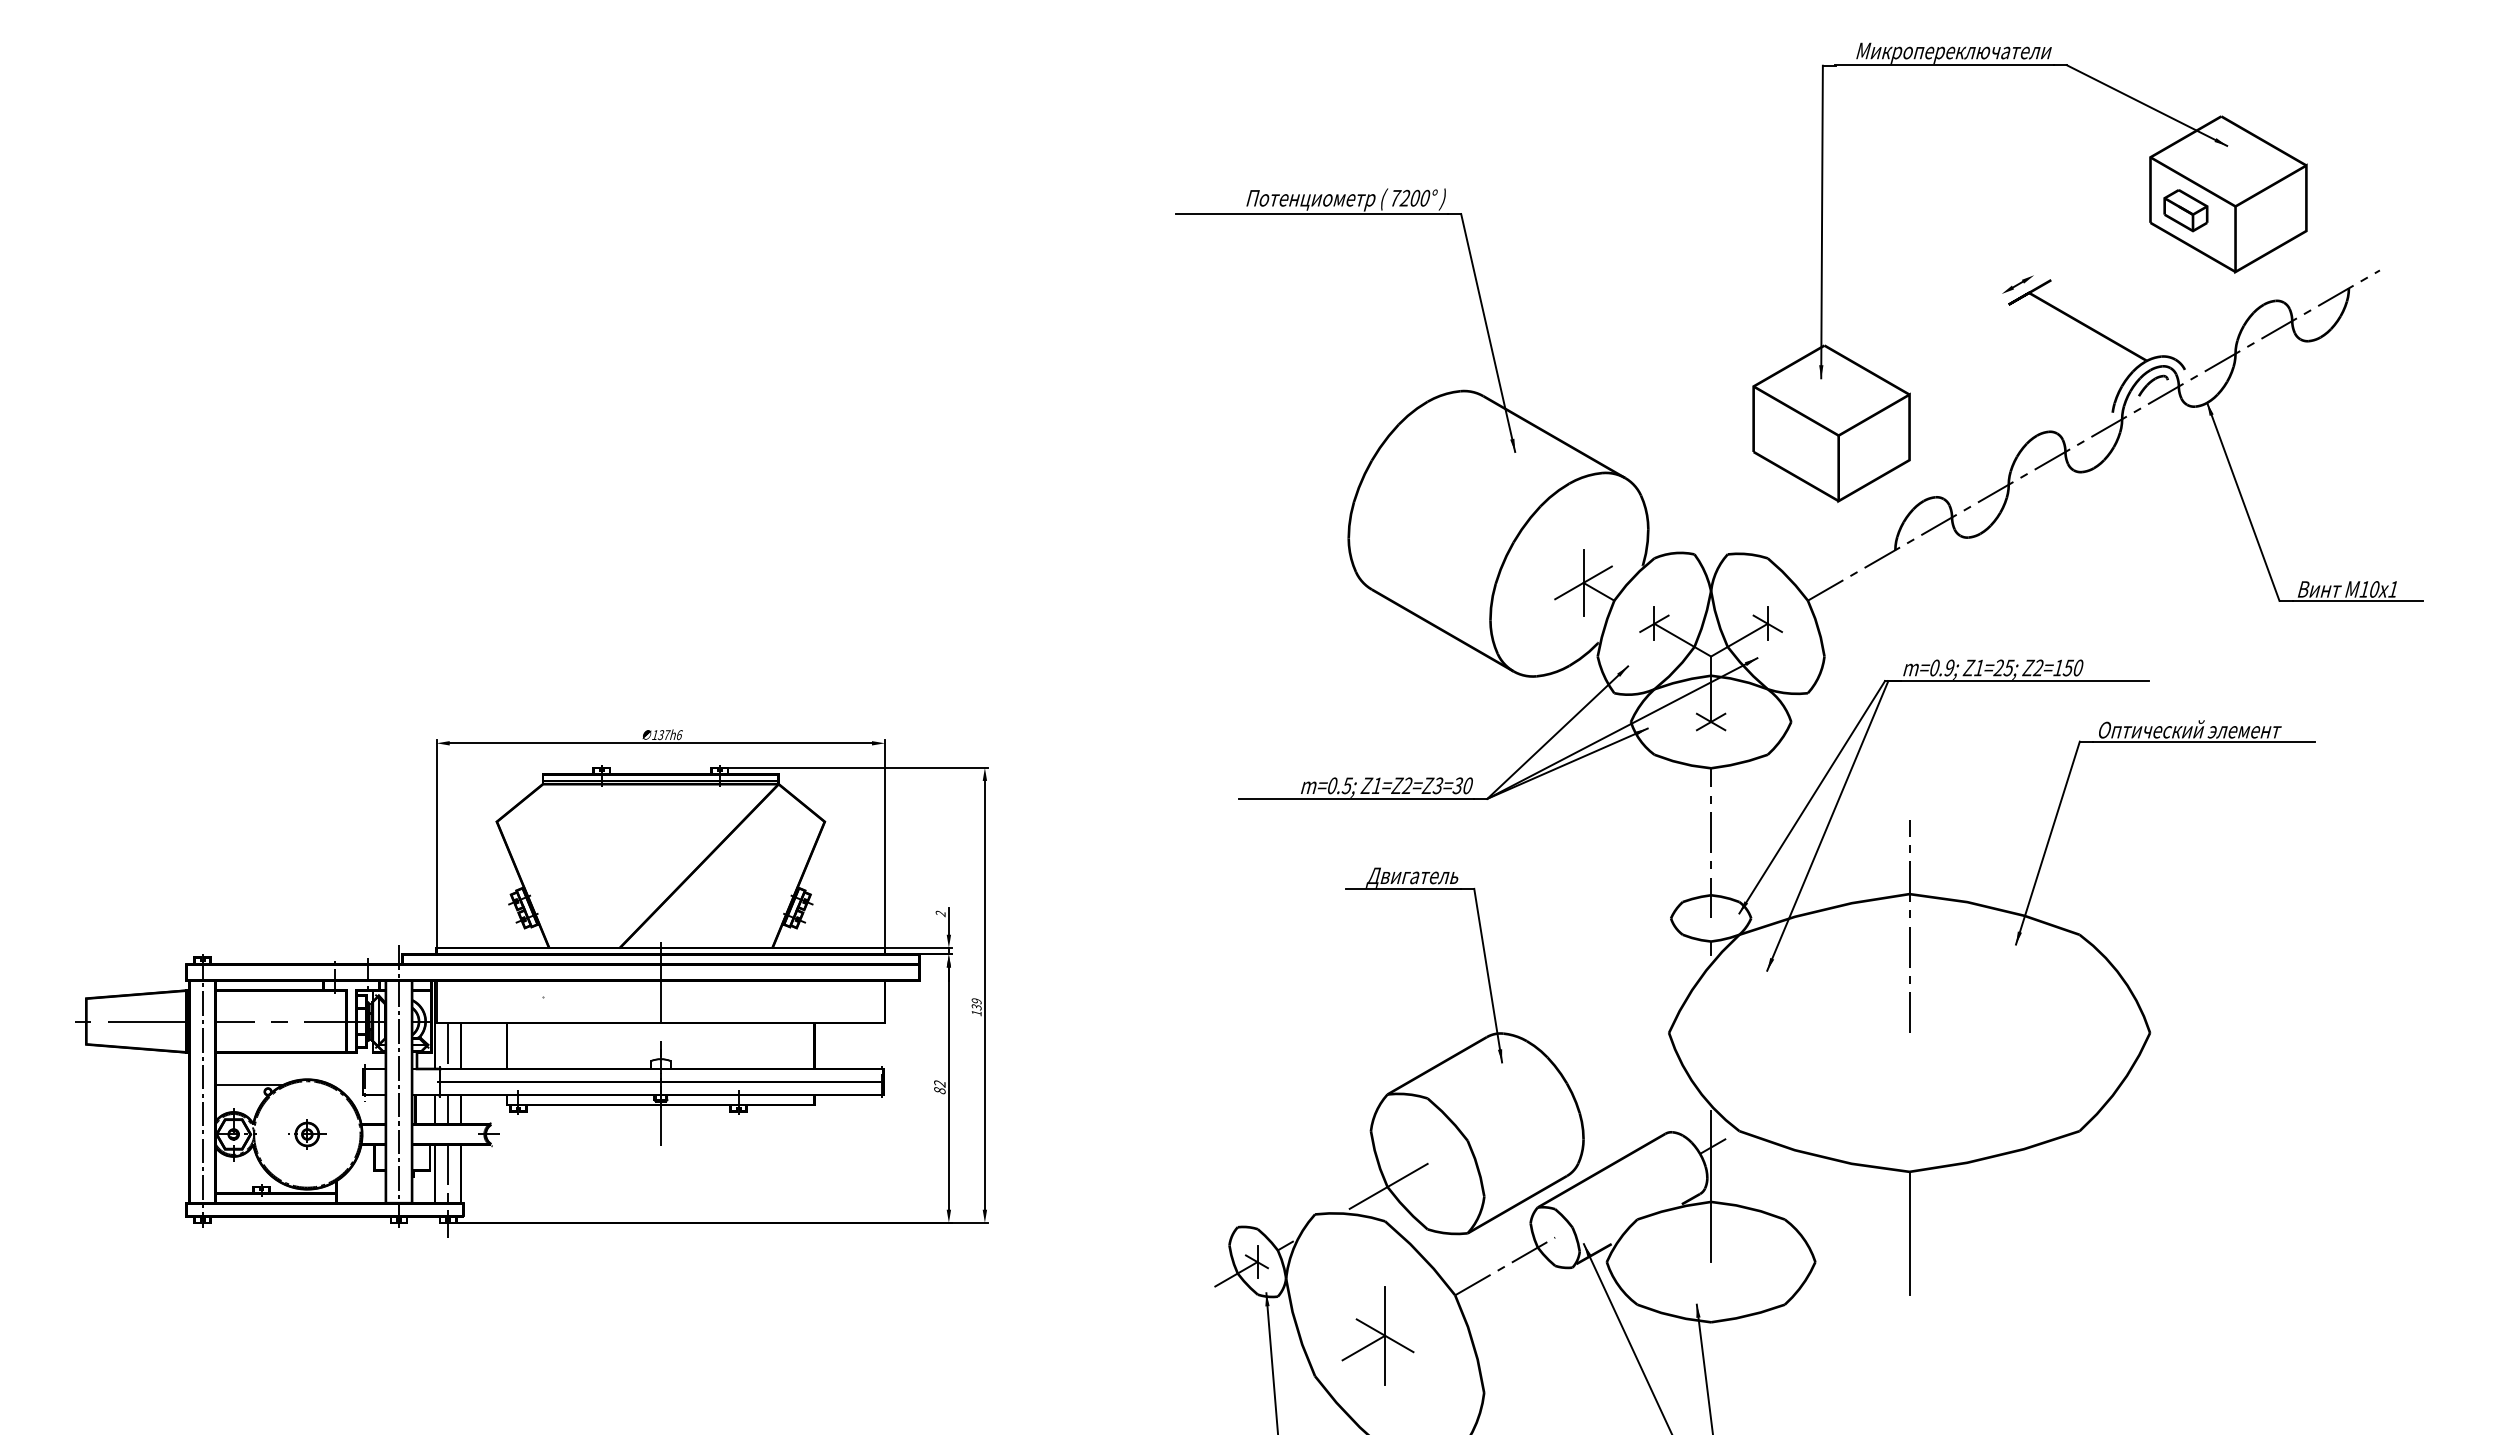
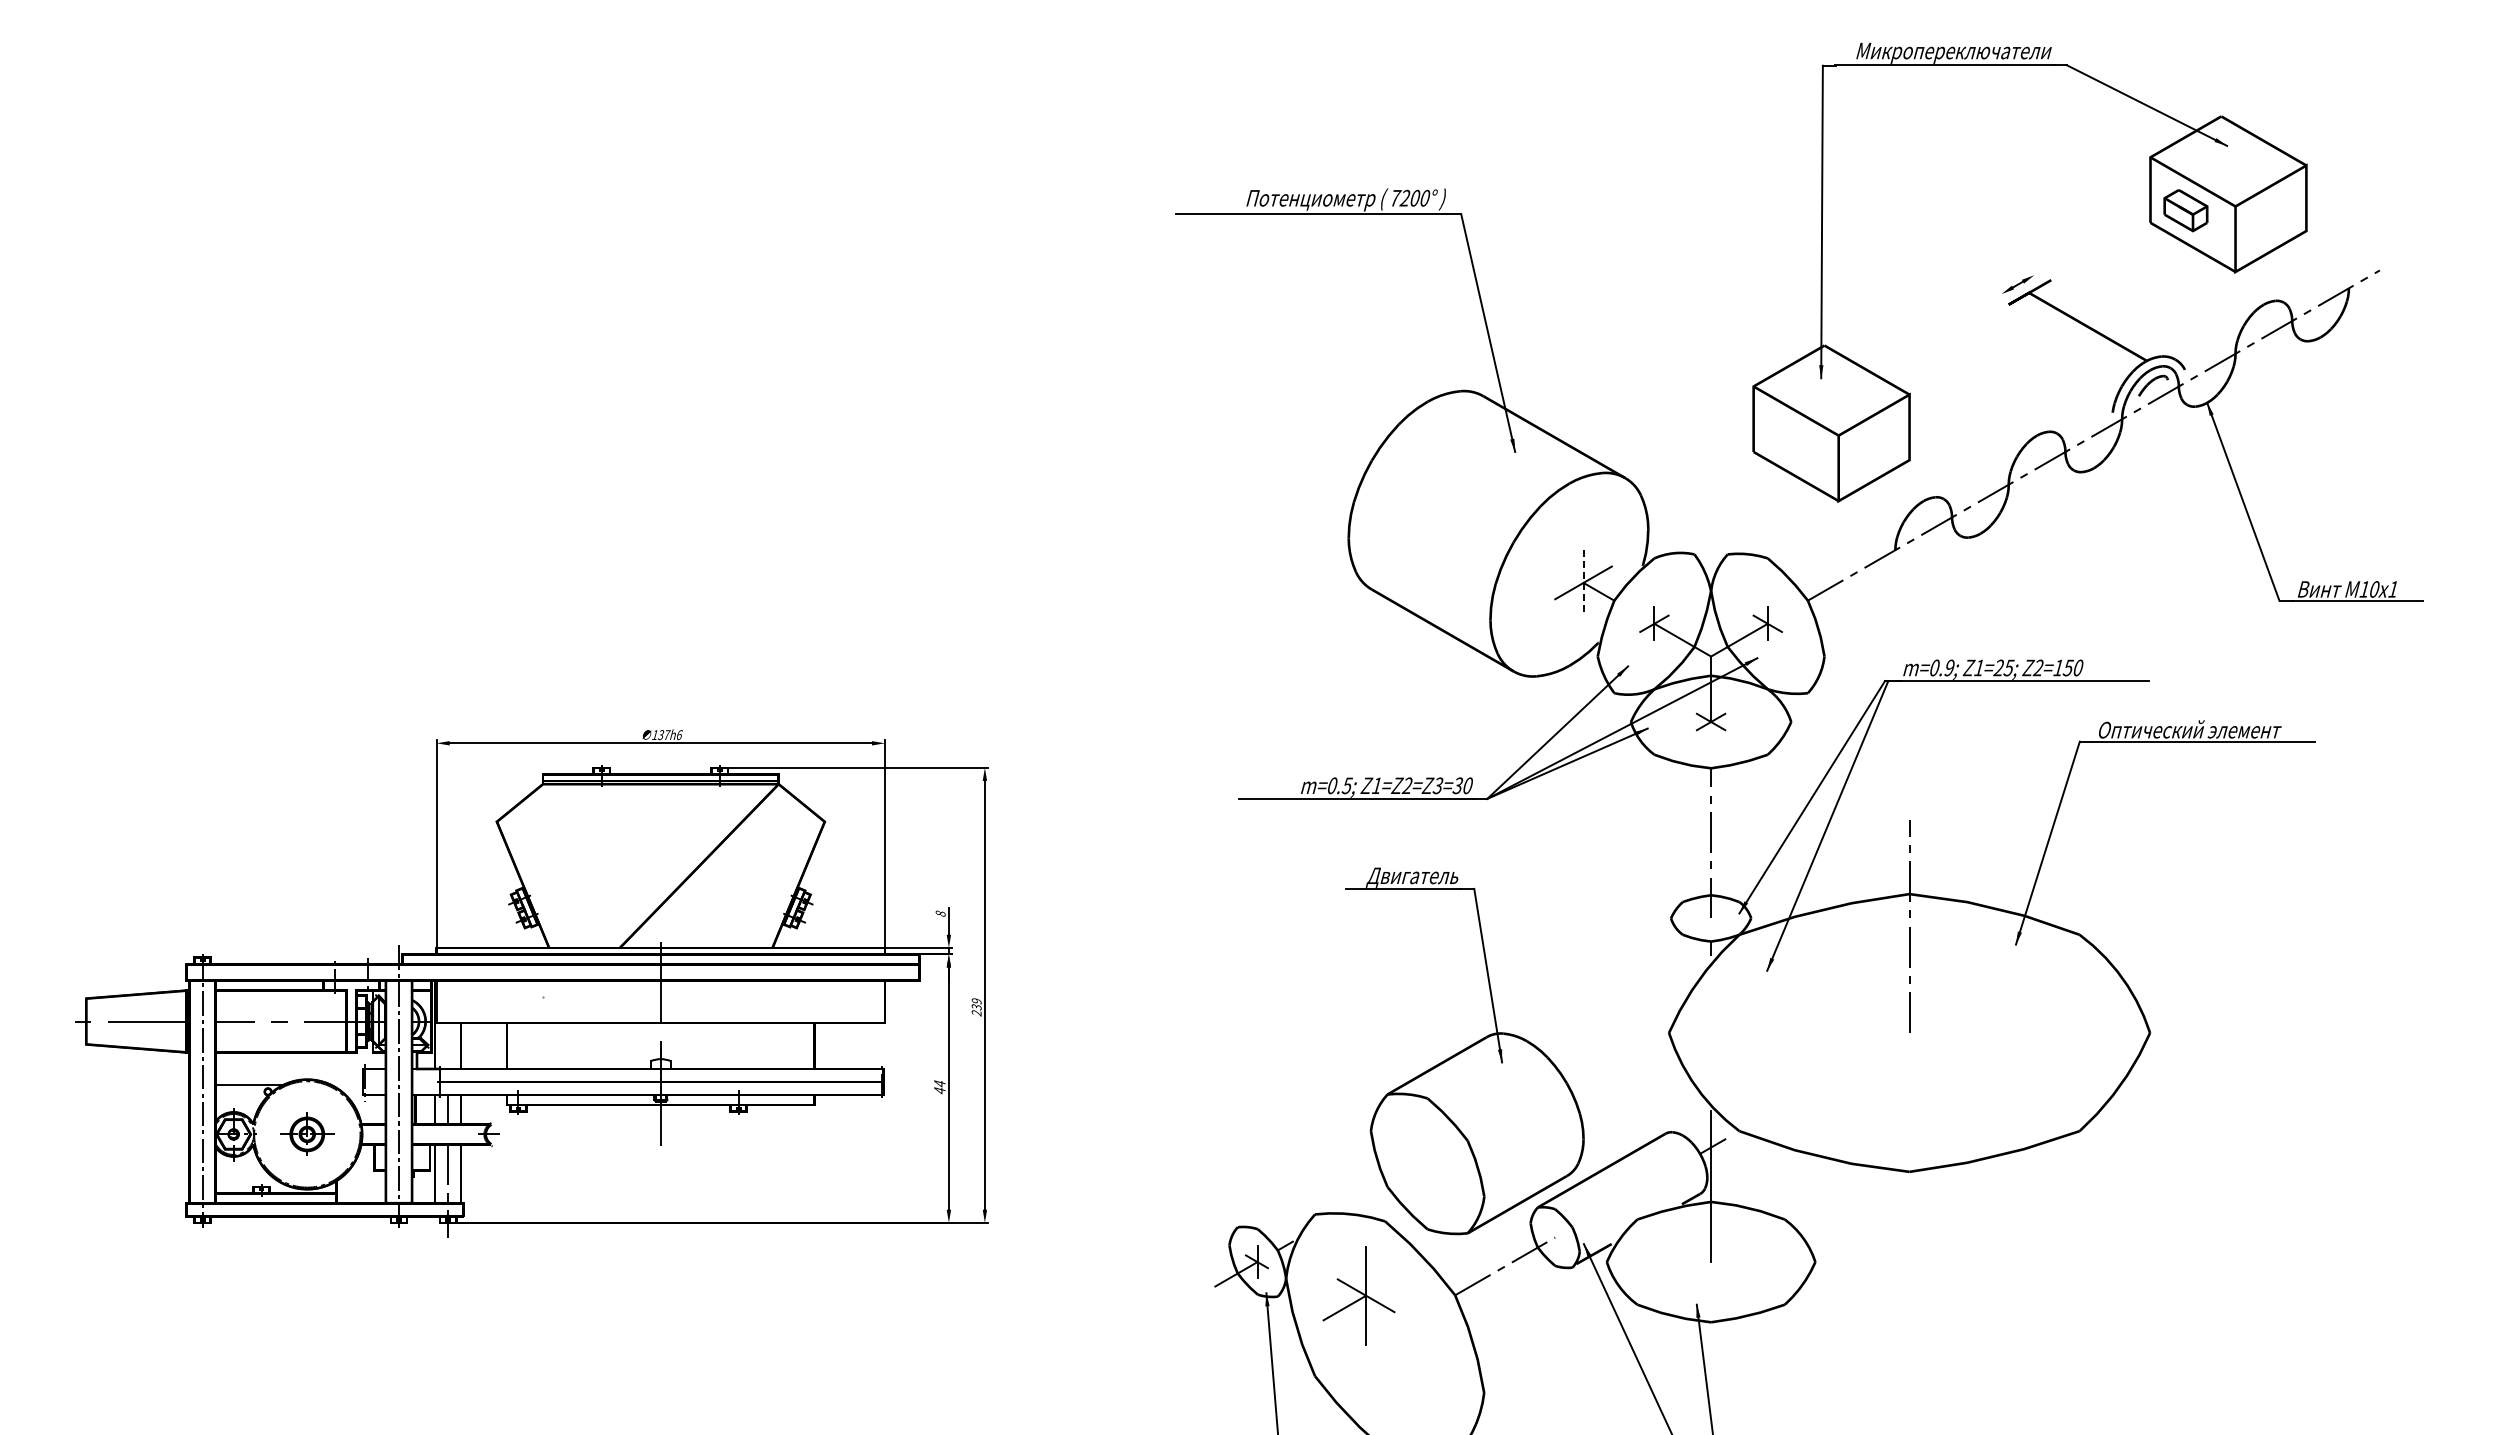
line: solid -> dashed (1583, 582)
text: 2 -> 8 (940, 913)
text: 139 -> 239 (976, 1013)
line: present -> none (448, 1045)
text: 82 -> 44 (939, 1087)
part size: 39x31 px -> 55x44 px (307, 1133)
line: present -> none (1388, 1185)
line: present -> none (1909, 1232)
part position: (1377, 1335) -> (1358, 1295) (1358, 1295)
